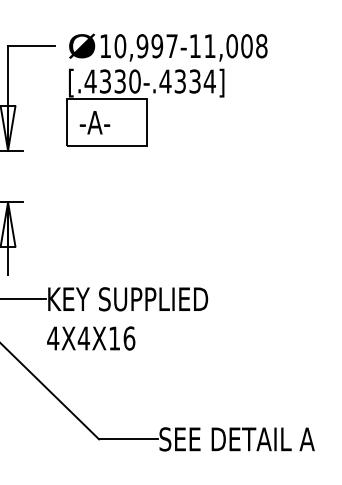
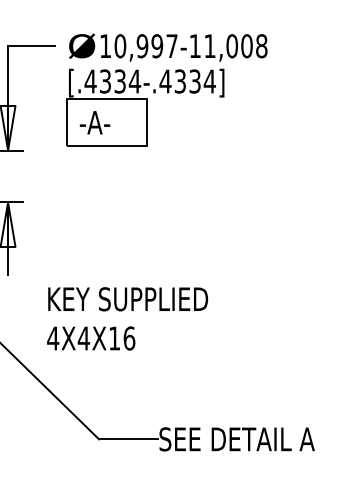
text: [.4330-.4334] -> [.4334-.4334] (134, 81)
line: present -> none (23, 299)
